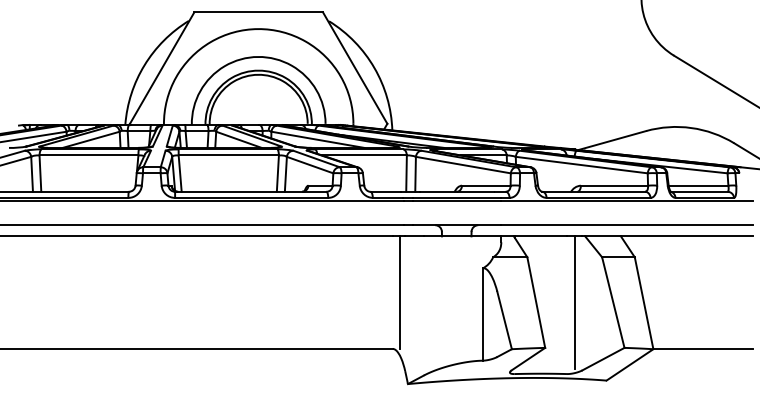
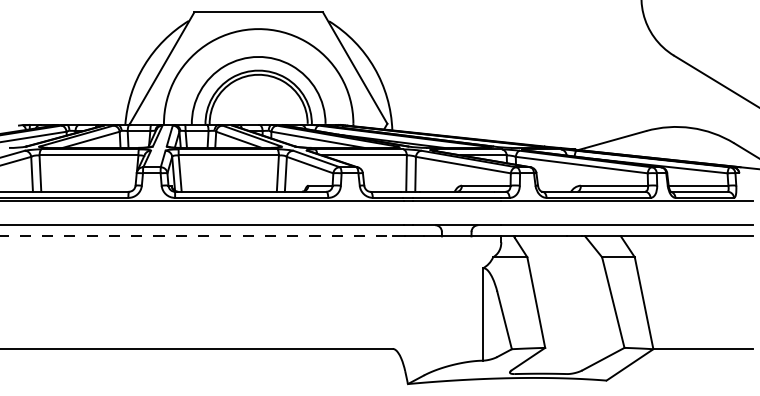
line: solid -> dashed (196, 236)
line: present -> none (399, 292)
line: present -> none (574, 302)
